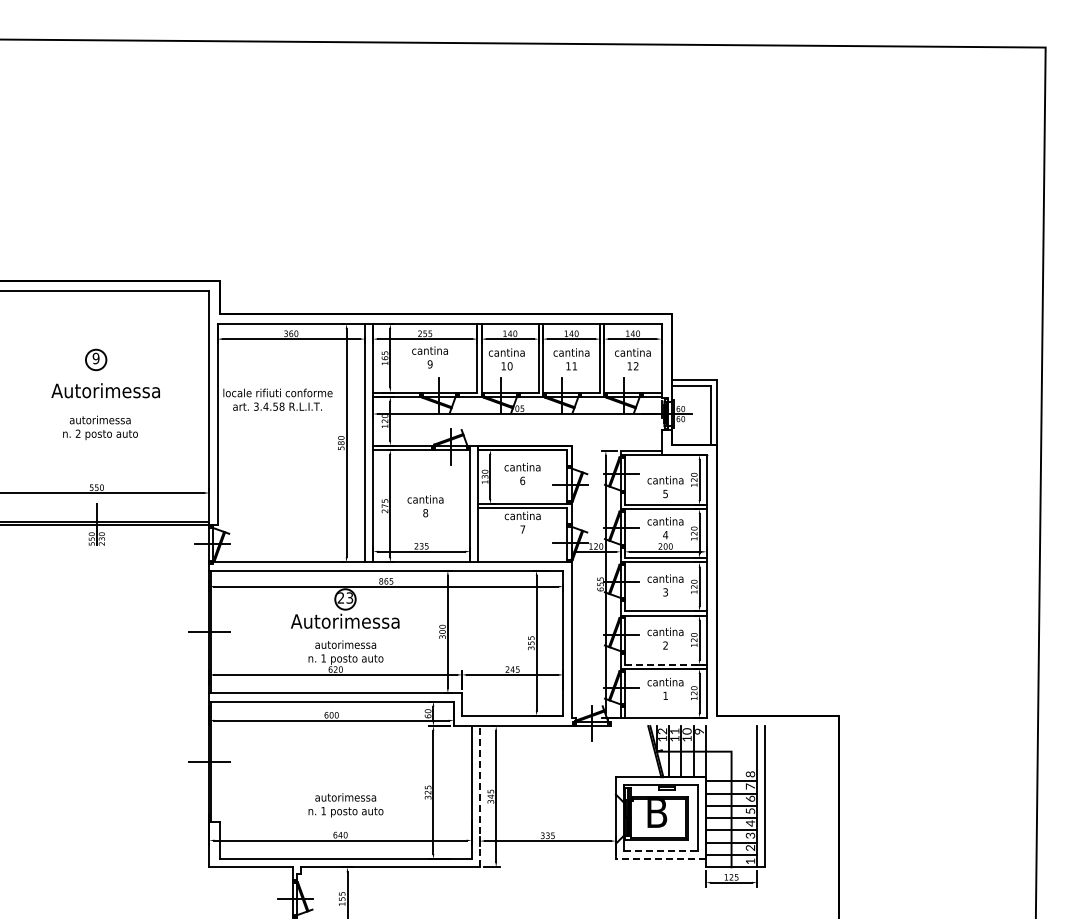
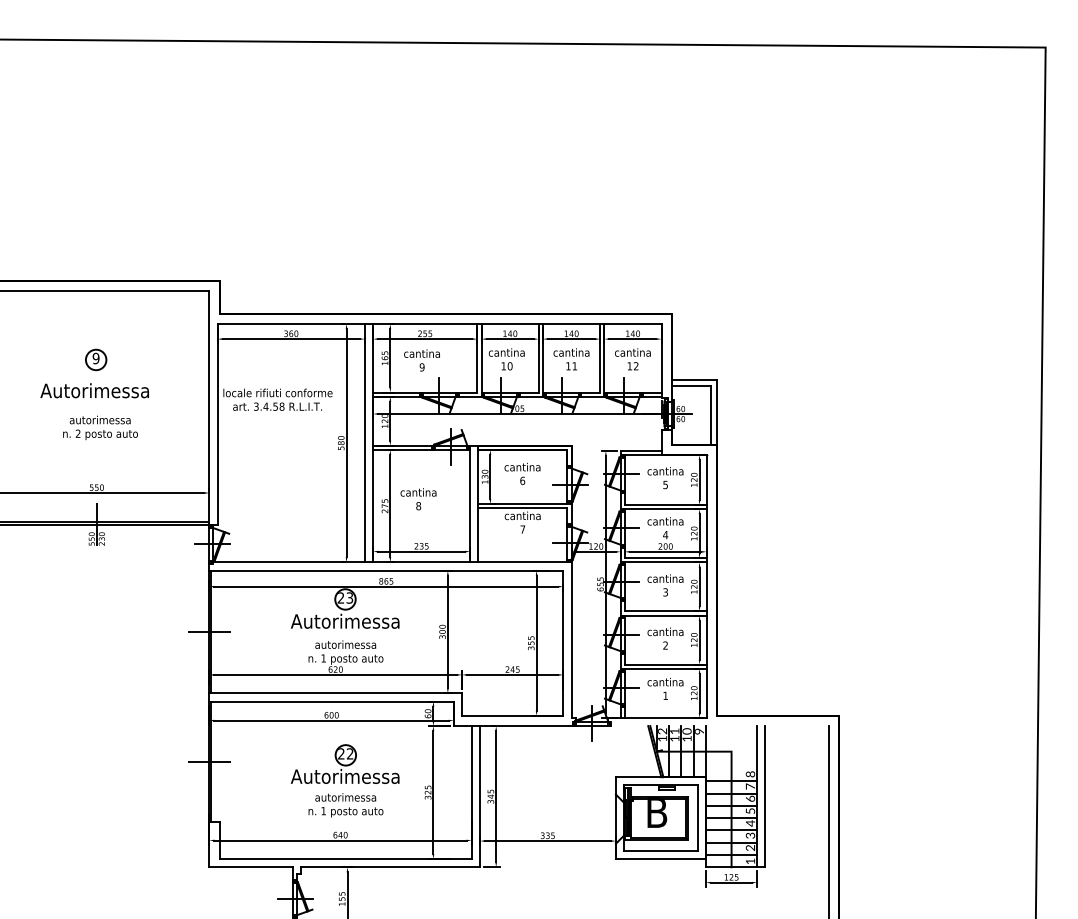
text position: (429, 357) -> (421, 360) (421, 360)
text position: (105, 390) -> (94, 390) (94, 390)
text position: (665, 487) -> (665, 478) (665, 478)
text position: (425, 506) -> (418, 499) (418, 499)
line: dashed -> solid (665, 664)
part: none -> present (345, 763)
line: dashed -> solid (479, 796)
line: none -> present (828, 820)
line: dashed -> solid (660, 850)
line: dashed -> solid (660, 859)
